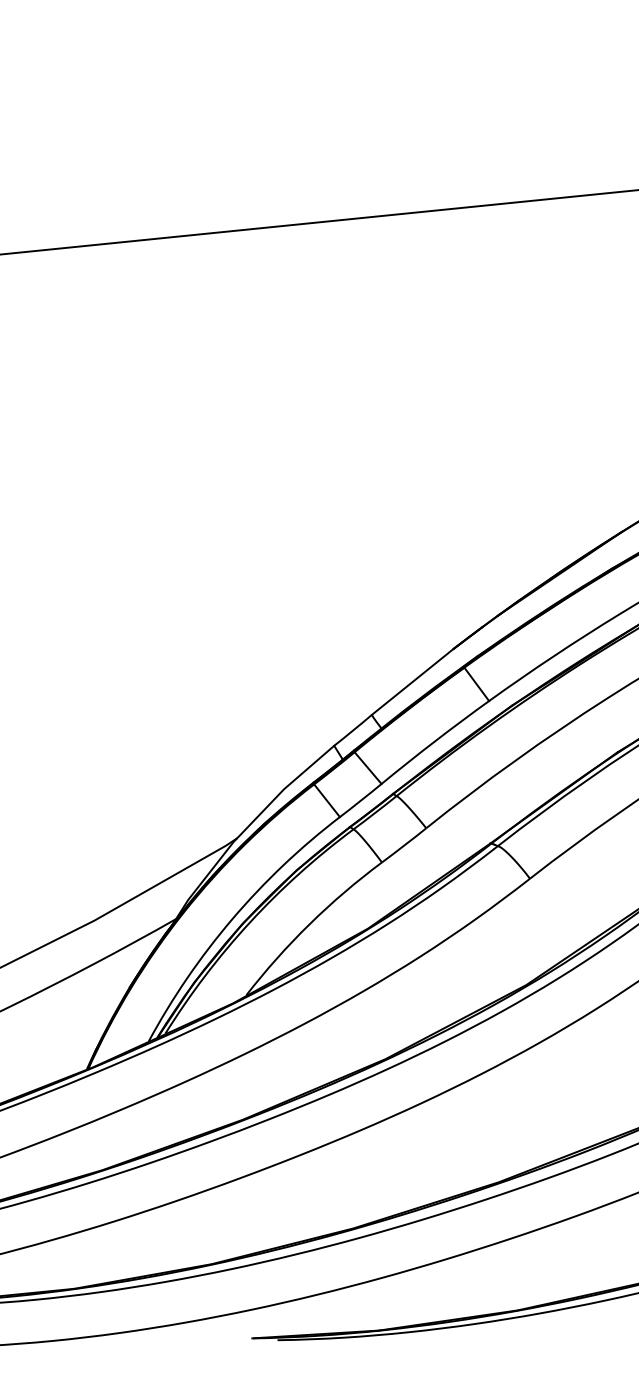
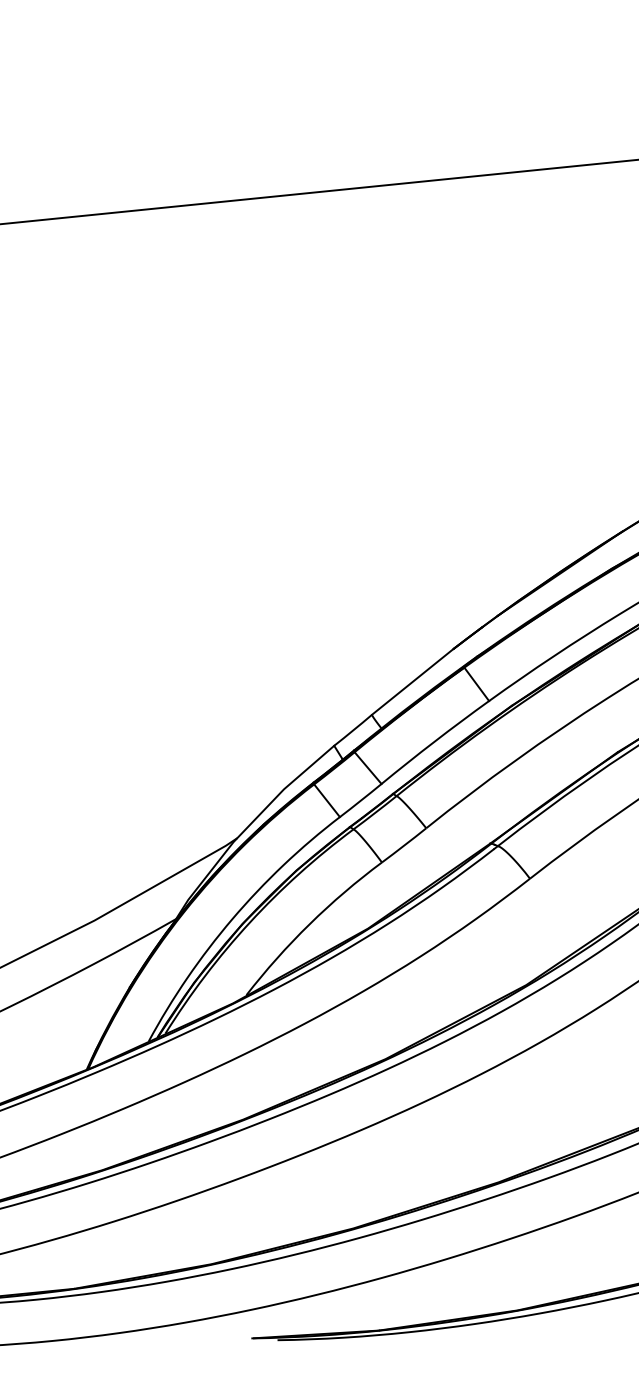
line position: (318, 222) -> (318, 192) (318, 192)
